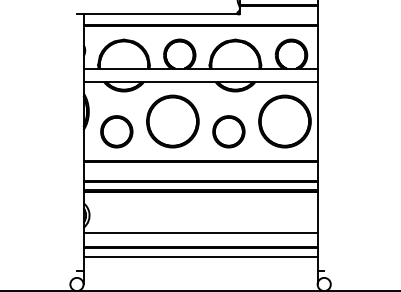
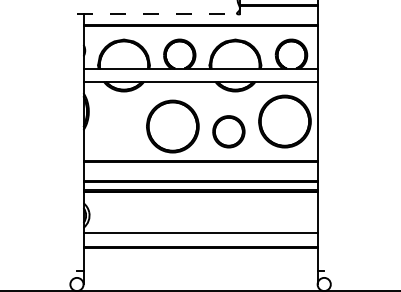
line: solid -> dashed (158, 14)
part position: (172, 121) -> (172, 126) (172, 126)
part: present -> none (116, 131)
line: present -> none (200, 257)
